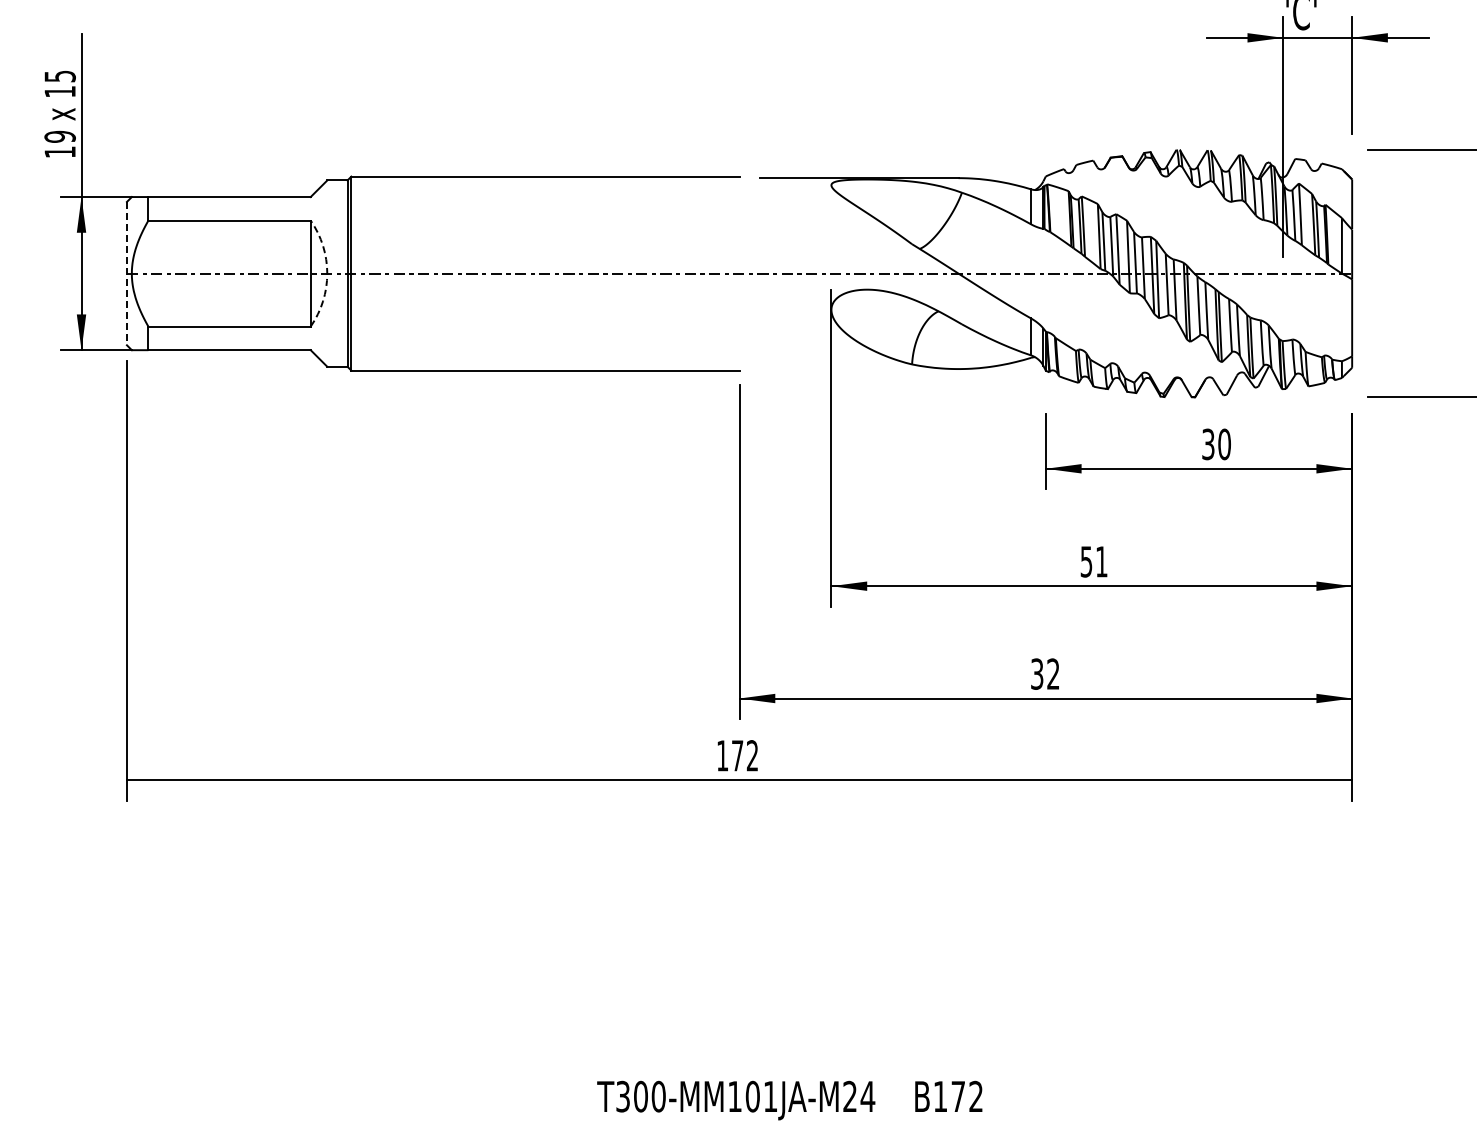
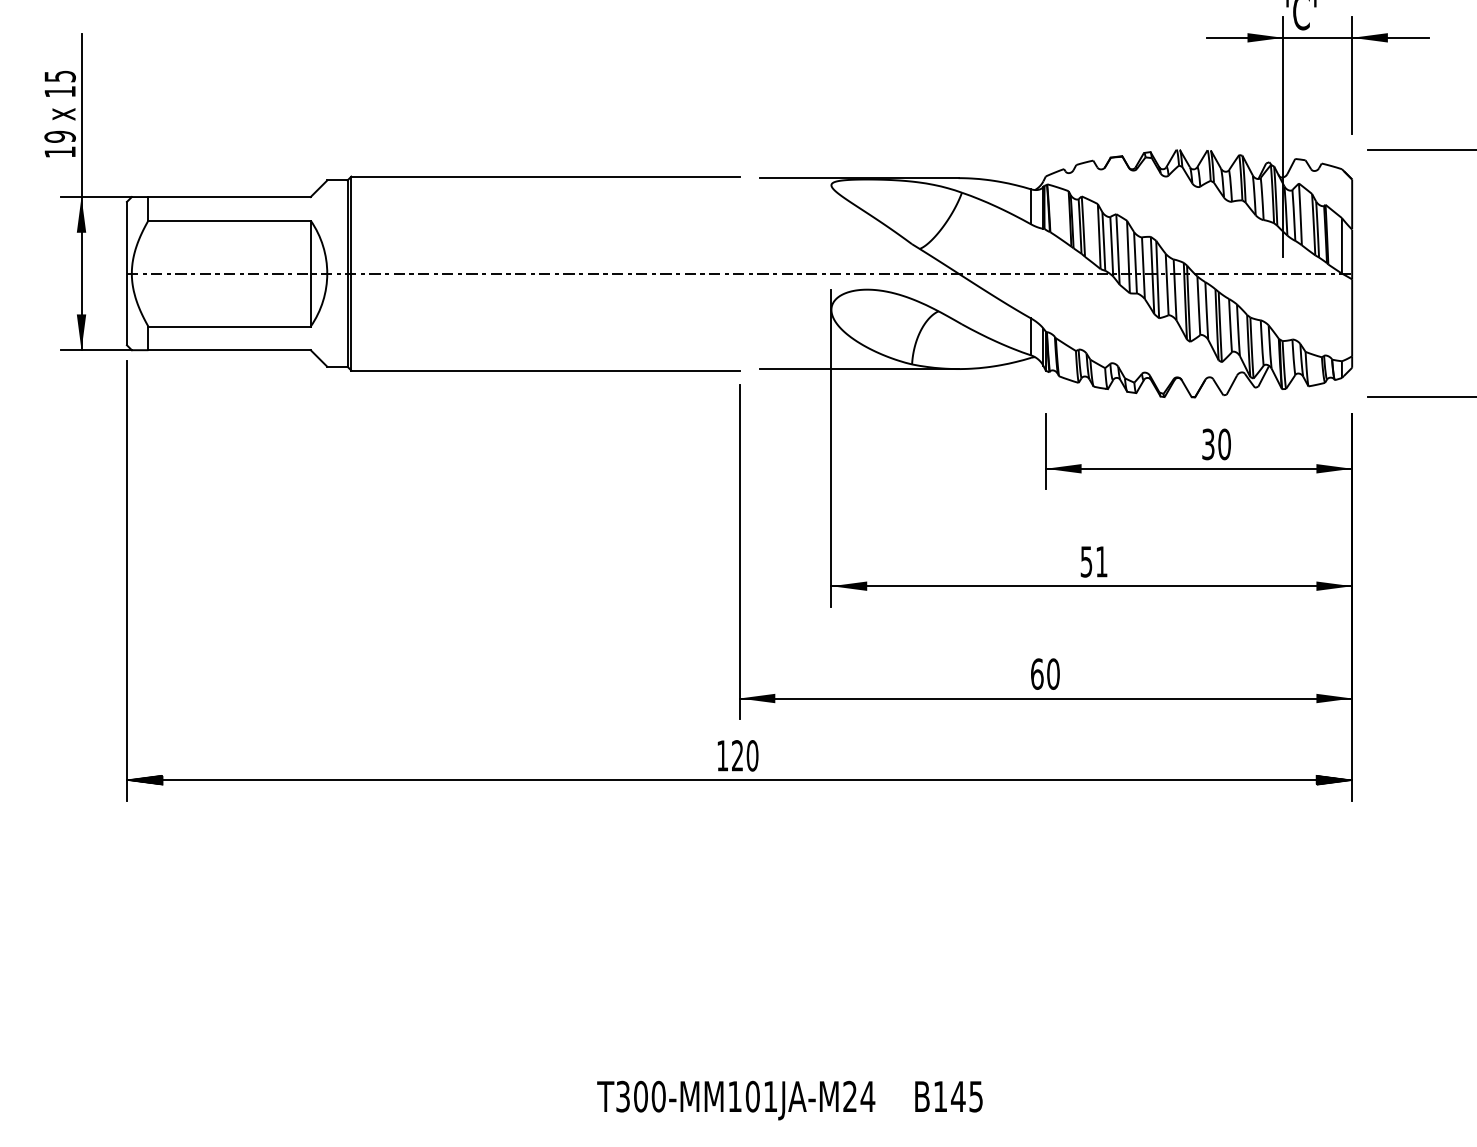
line: dashed -> solid (126, 273)
arc: dashed -> solid (327, 273)
line: none -> present (858, 369)
text: 32 -> 60 (1045, 673)
text: 172 -> 120 (745, 755)
hatch: none -> present (144, 779)
hatch: none -> present (1333, 779)
text: B172 -> B145 (966, 1096)
